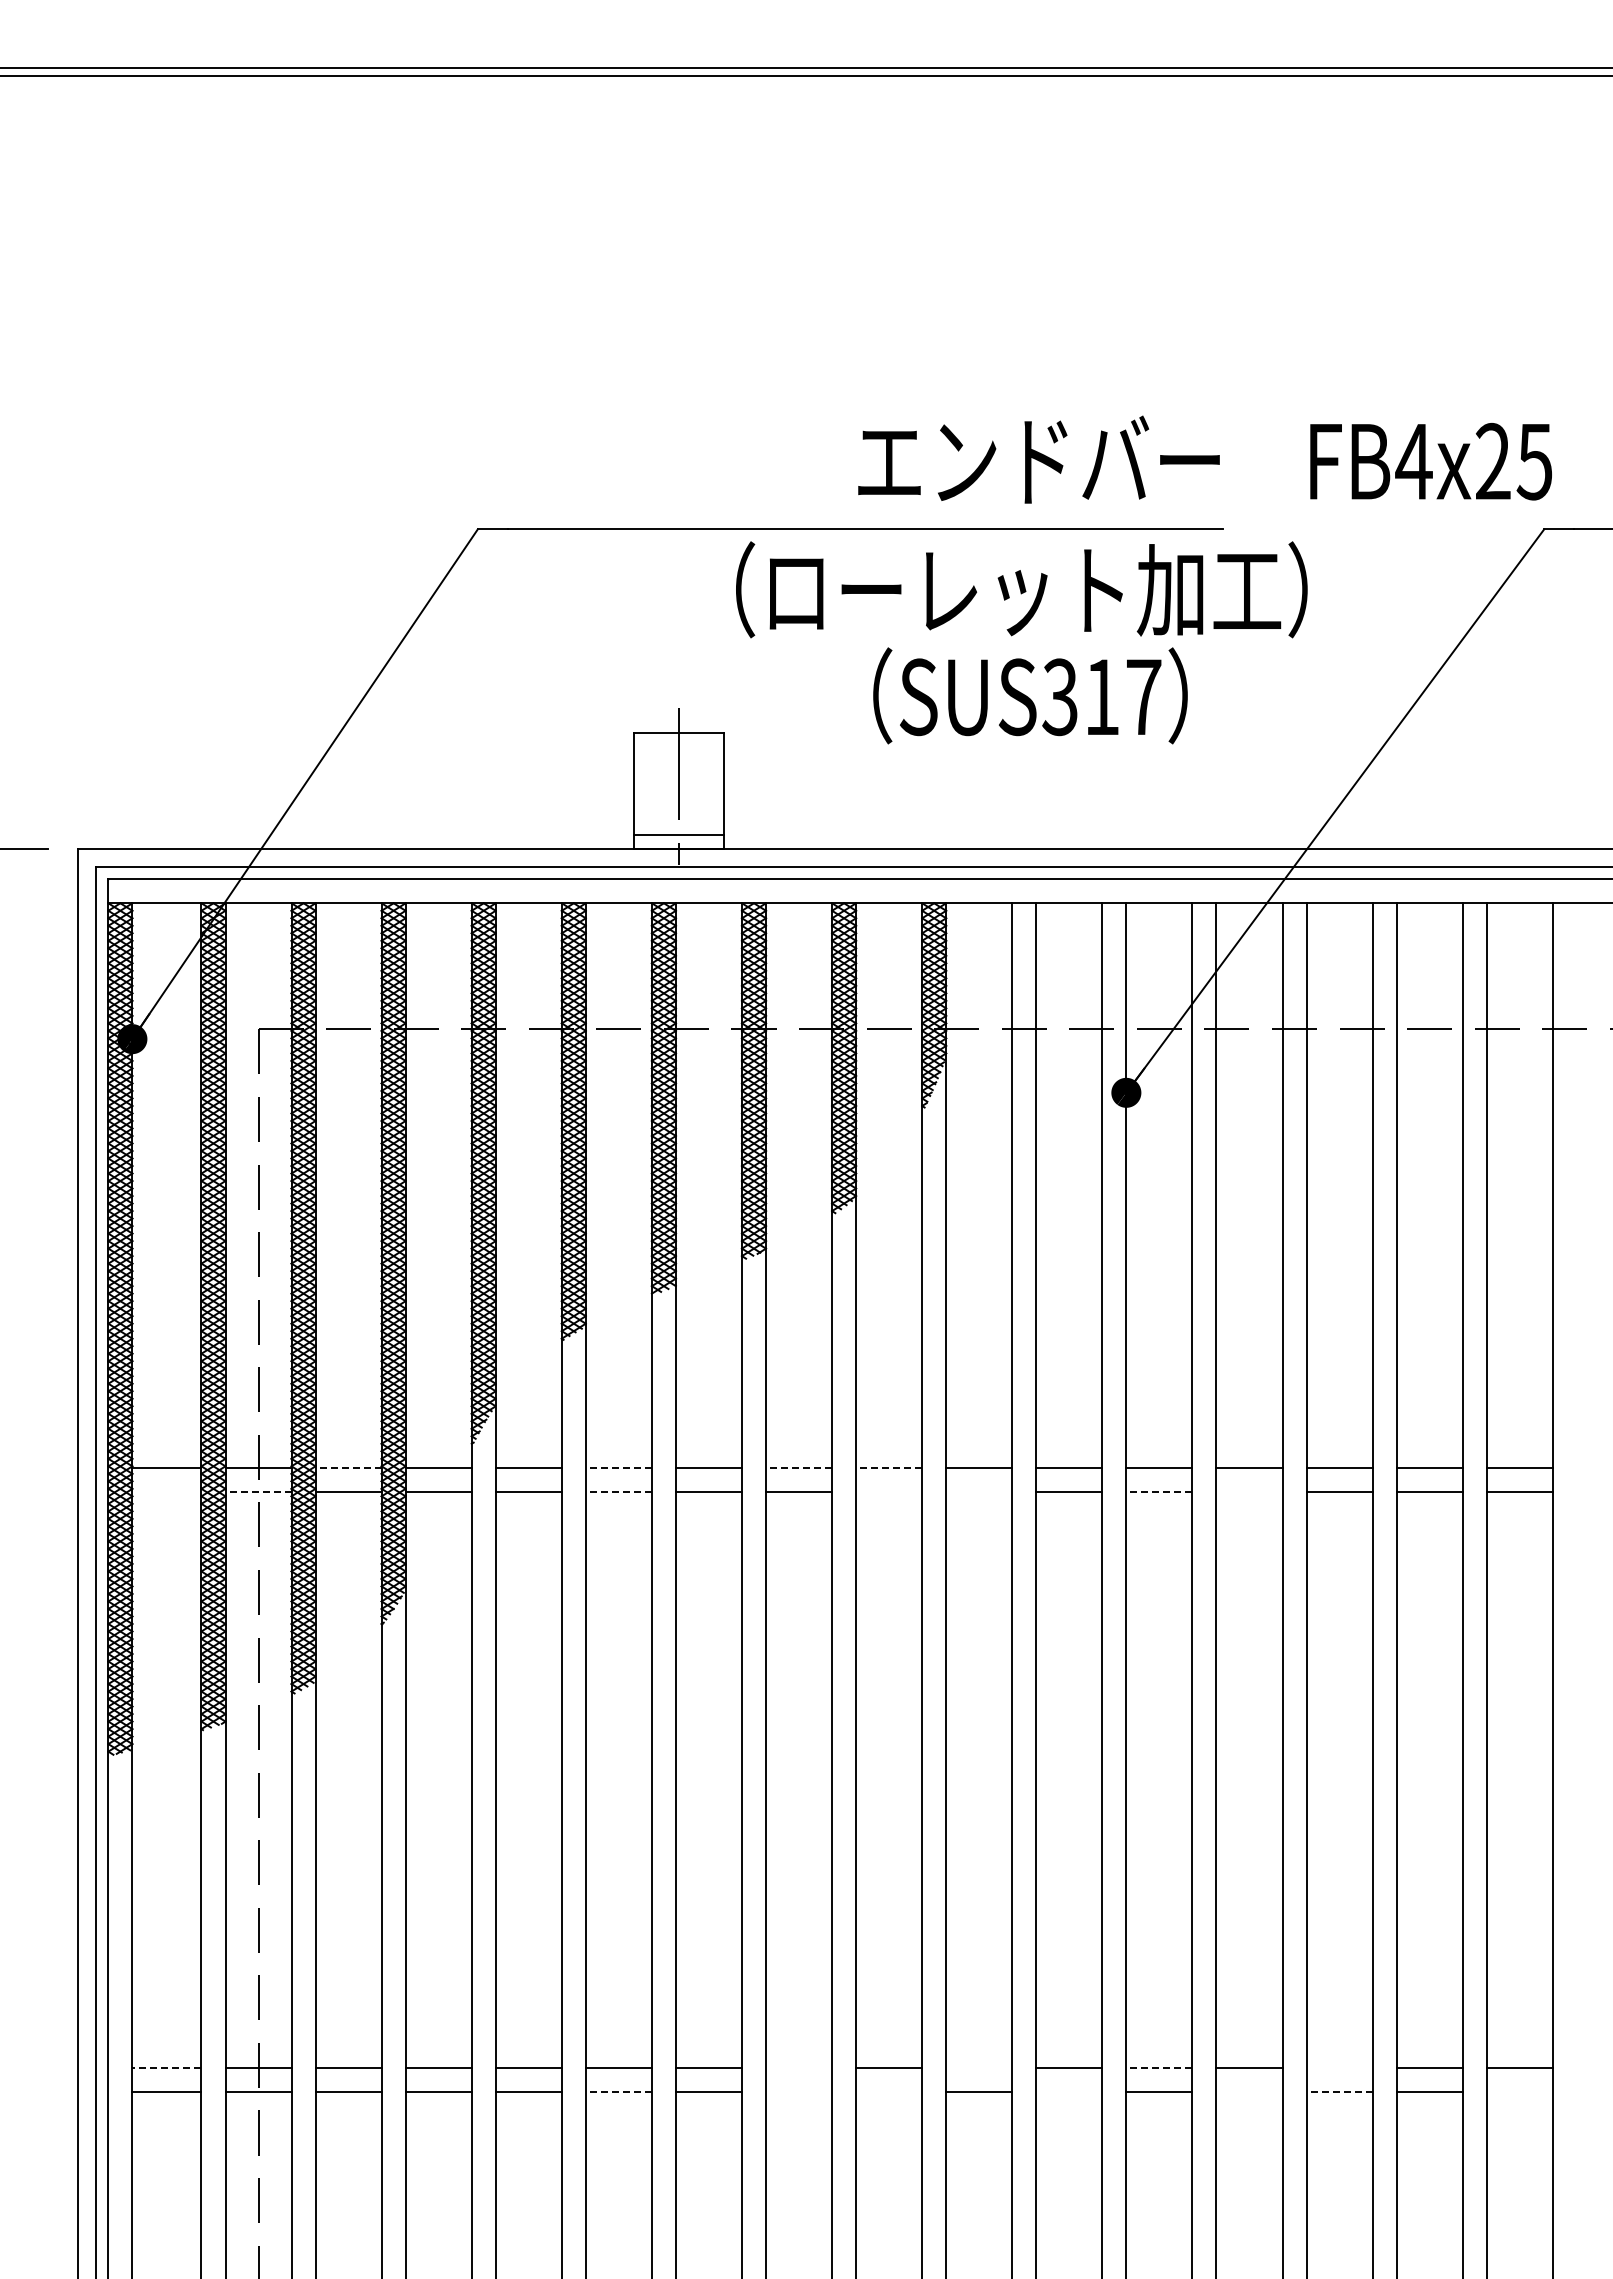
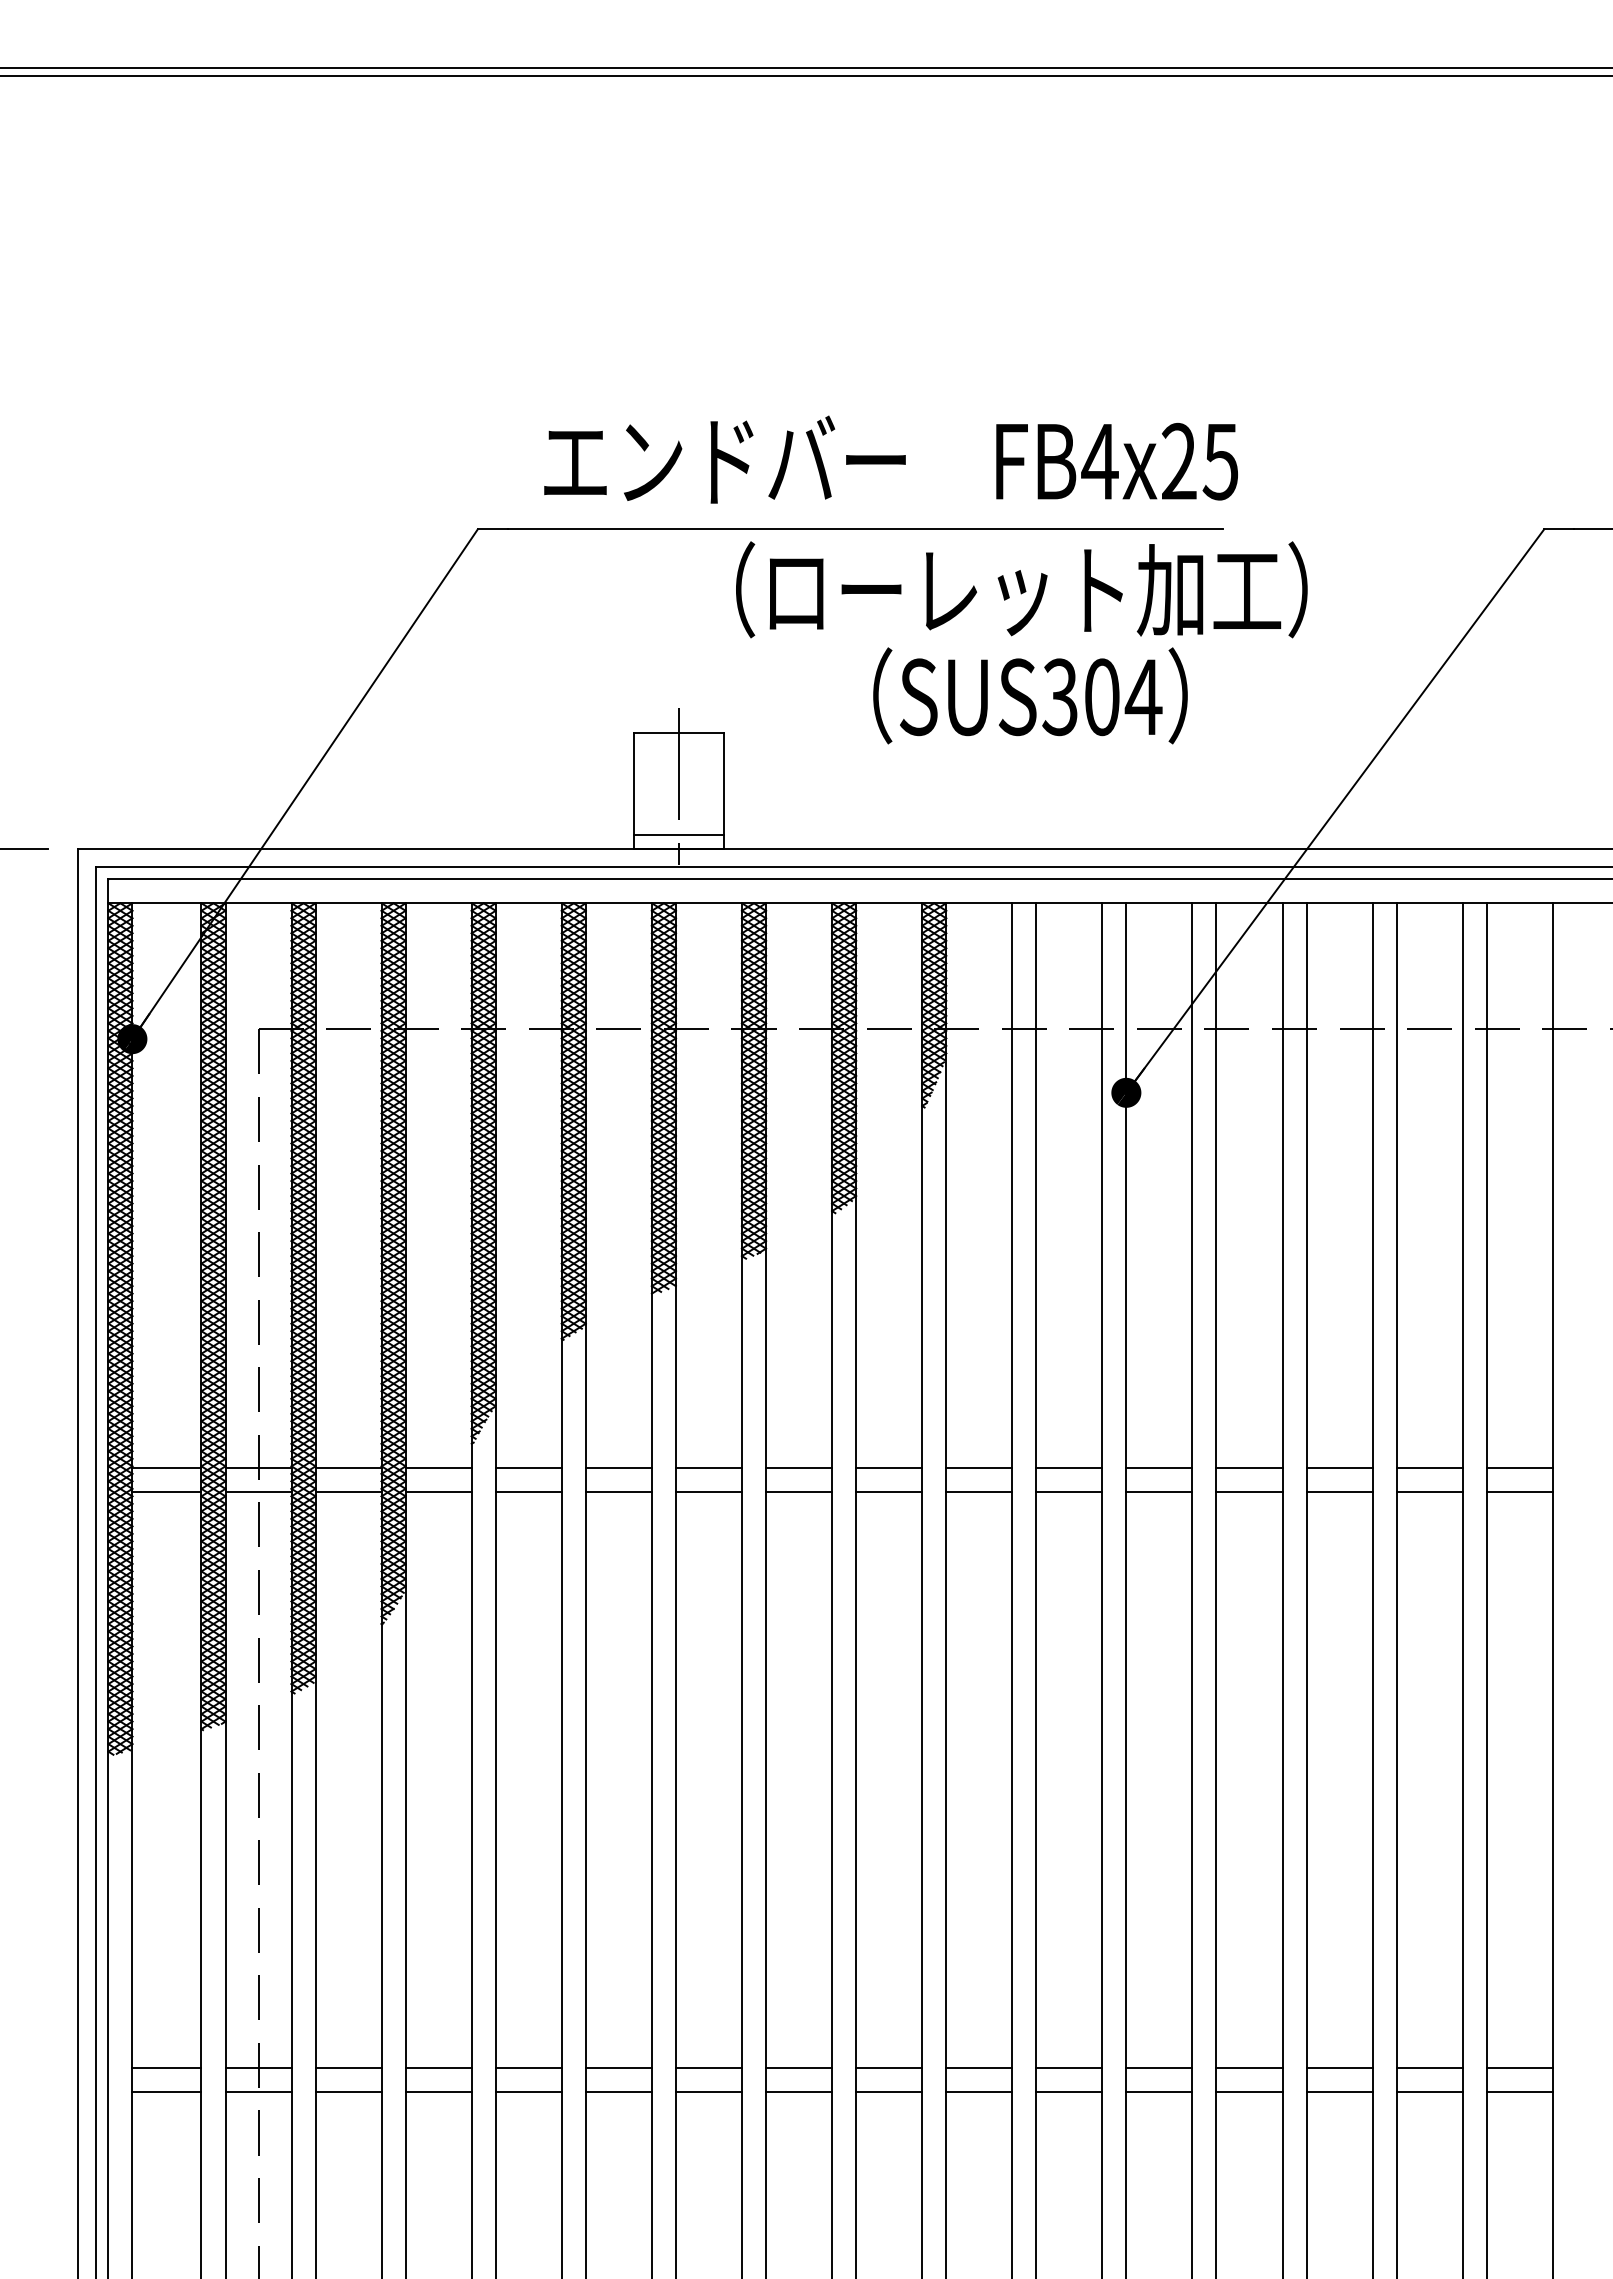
text position: (1204, 459) -> (890, 459) (890, 459)
text: SUS317 -> SUS304 (1123, 697)
line: dashed -> solid (348, 1467)
line: dashed -> solid (618, 1467)
line: dashed -> solid (798, 1467)
line: dashed -> solid (888, 1467)
line: none -> present (166, 1491)
line: dashed -> solid (258, 1491)
line: dashed -> solid (618, 1491)
line: none -> present (889, 1491)
line: none -> present (979, 1491)
line: dashed -> solid (1158, 1491)
line: none -> present (1249, 1491)
line: dashed -> solid (166, 2068)
line: none -> present (799, 2068)
line: none -> present (979, 2068)
line: dashed -> solid (1158, 2068)
line: none -> present (1339, 2068)
line: dashed -> solid (618, 2092)
line: none -> present (799, 2092)
line: none -> present (889, 2092)
line: none -> present (1069, 2092)
line: none -> present (1249, 2092)
line: dashed -> solid (1339, 2092)
line: none -> present (1519, 2092)
